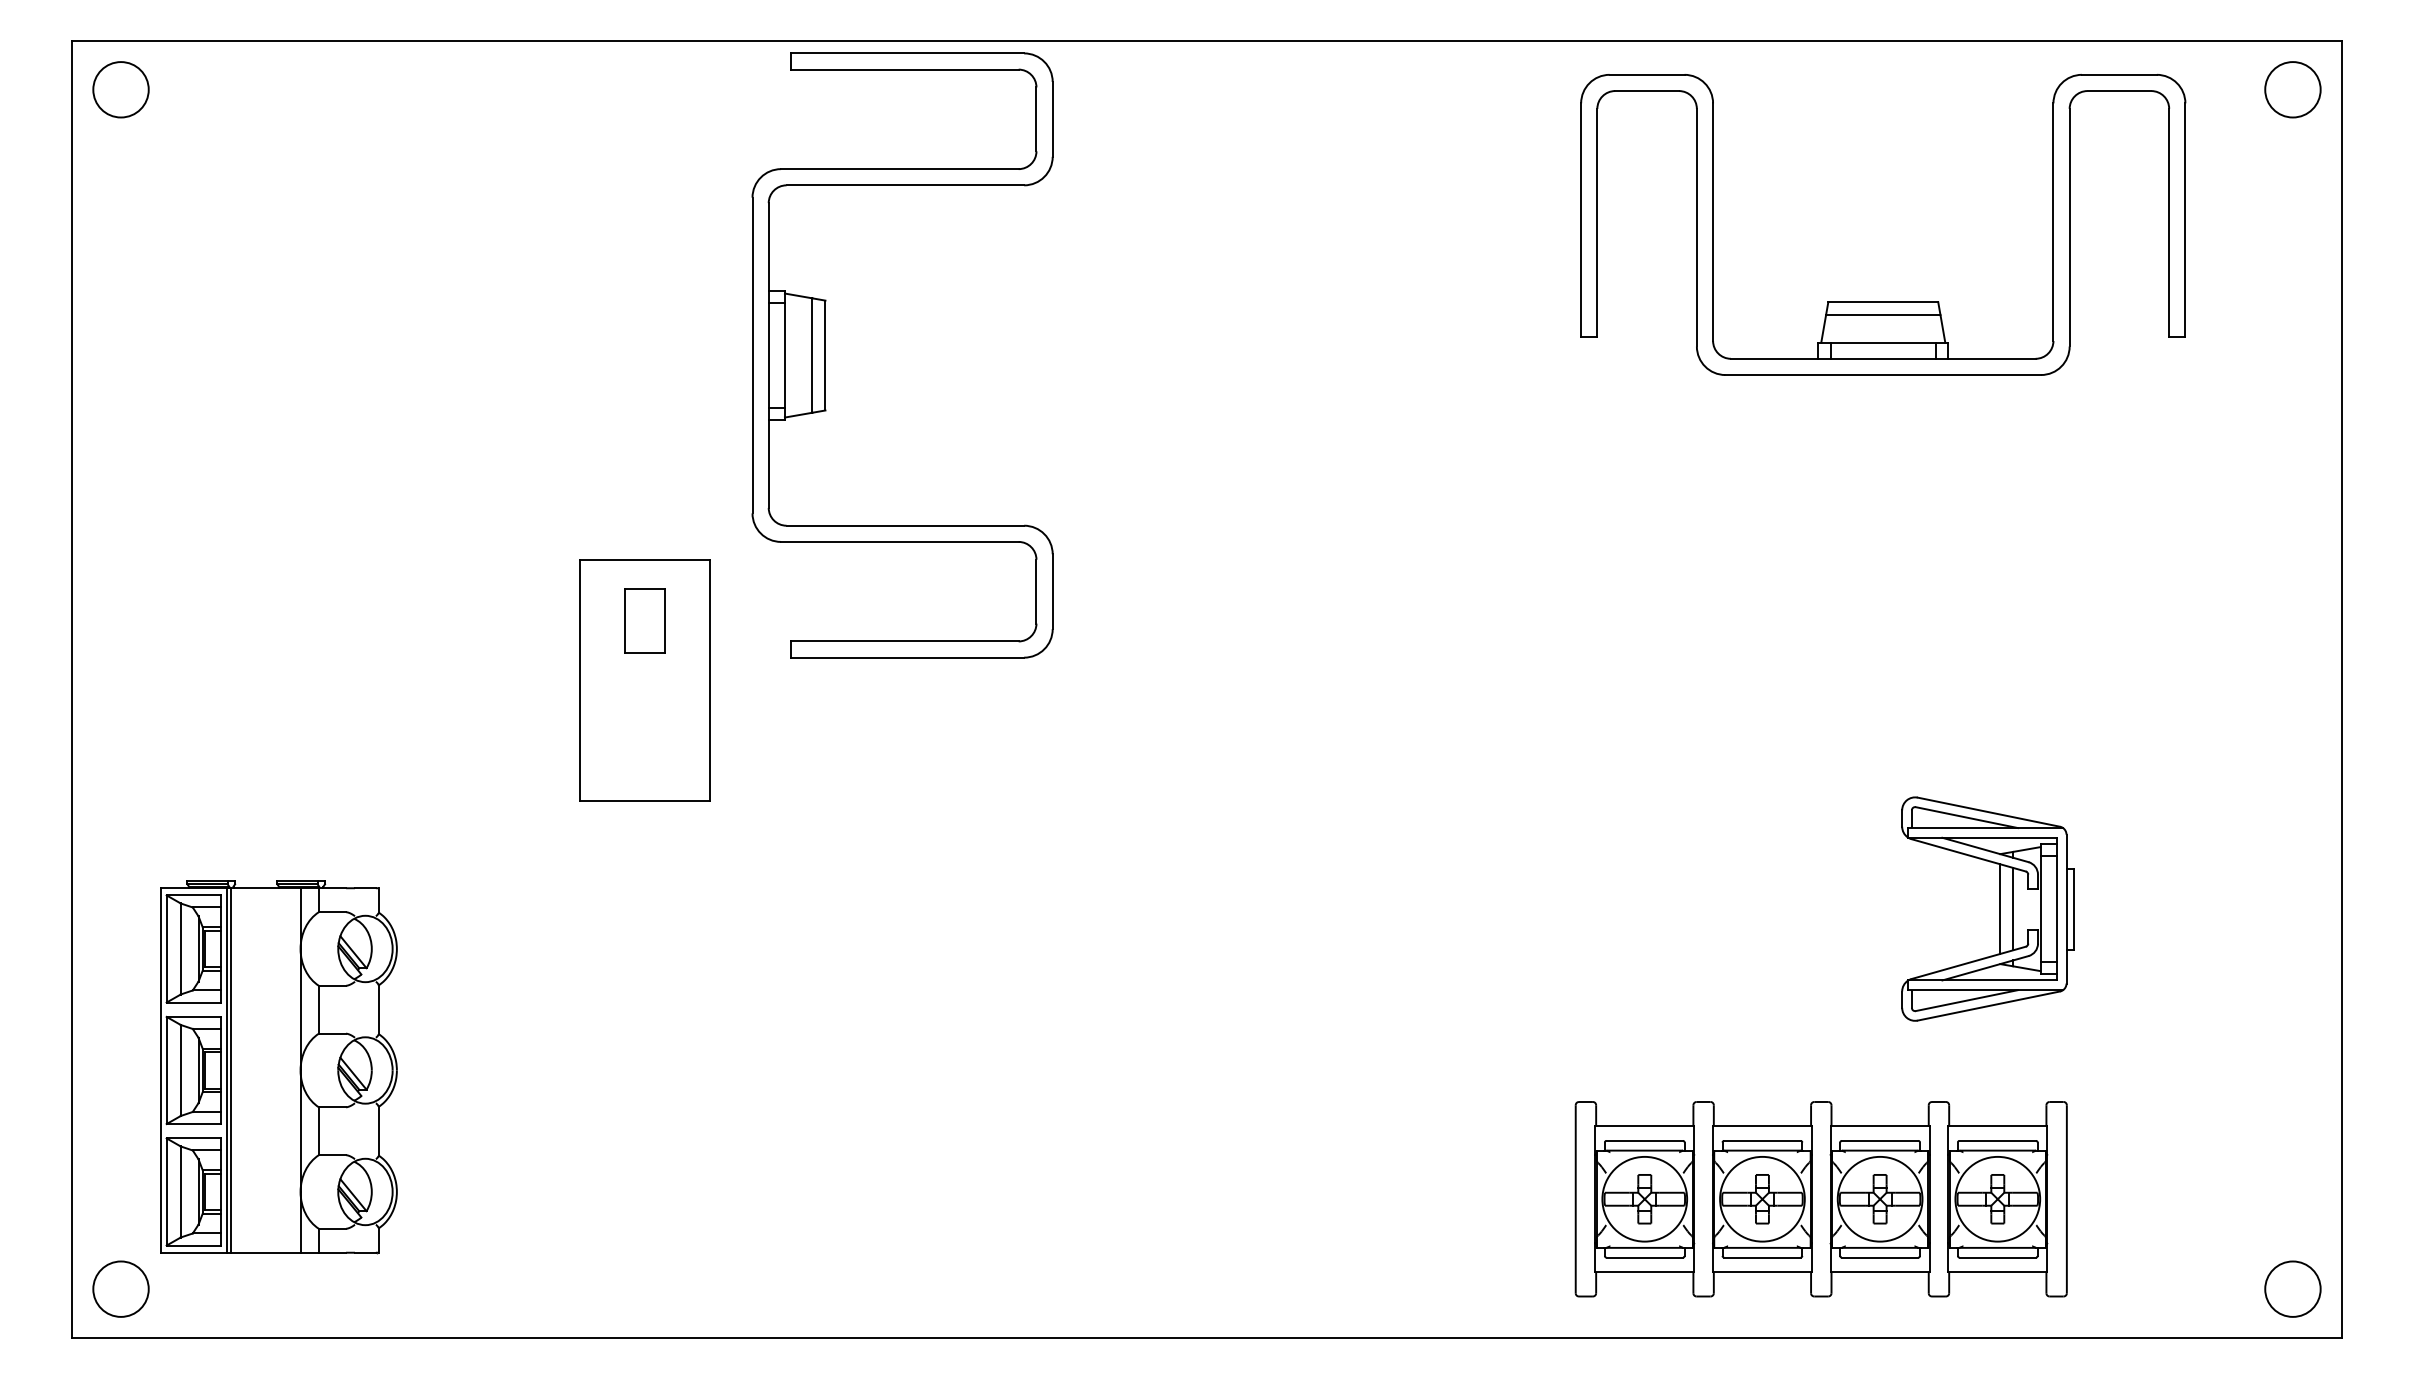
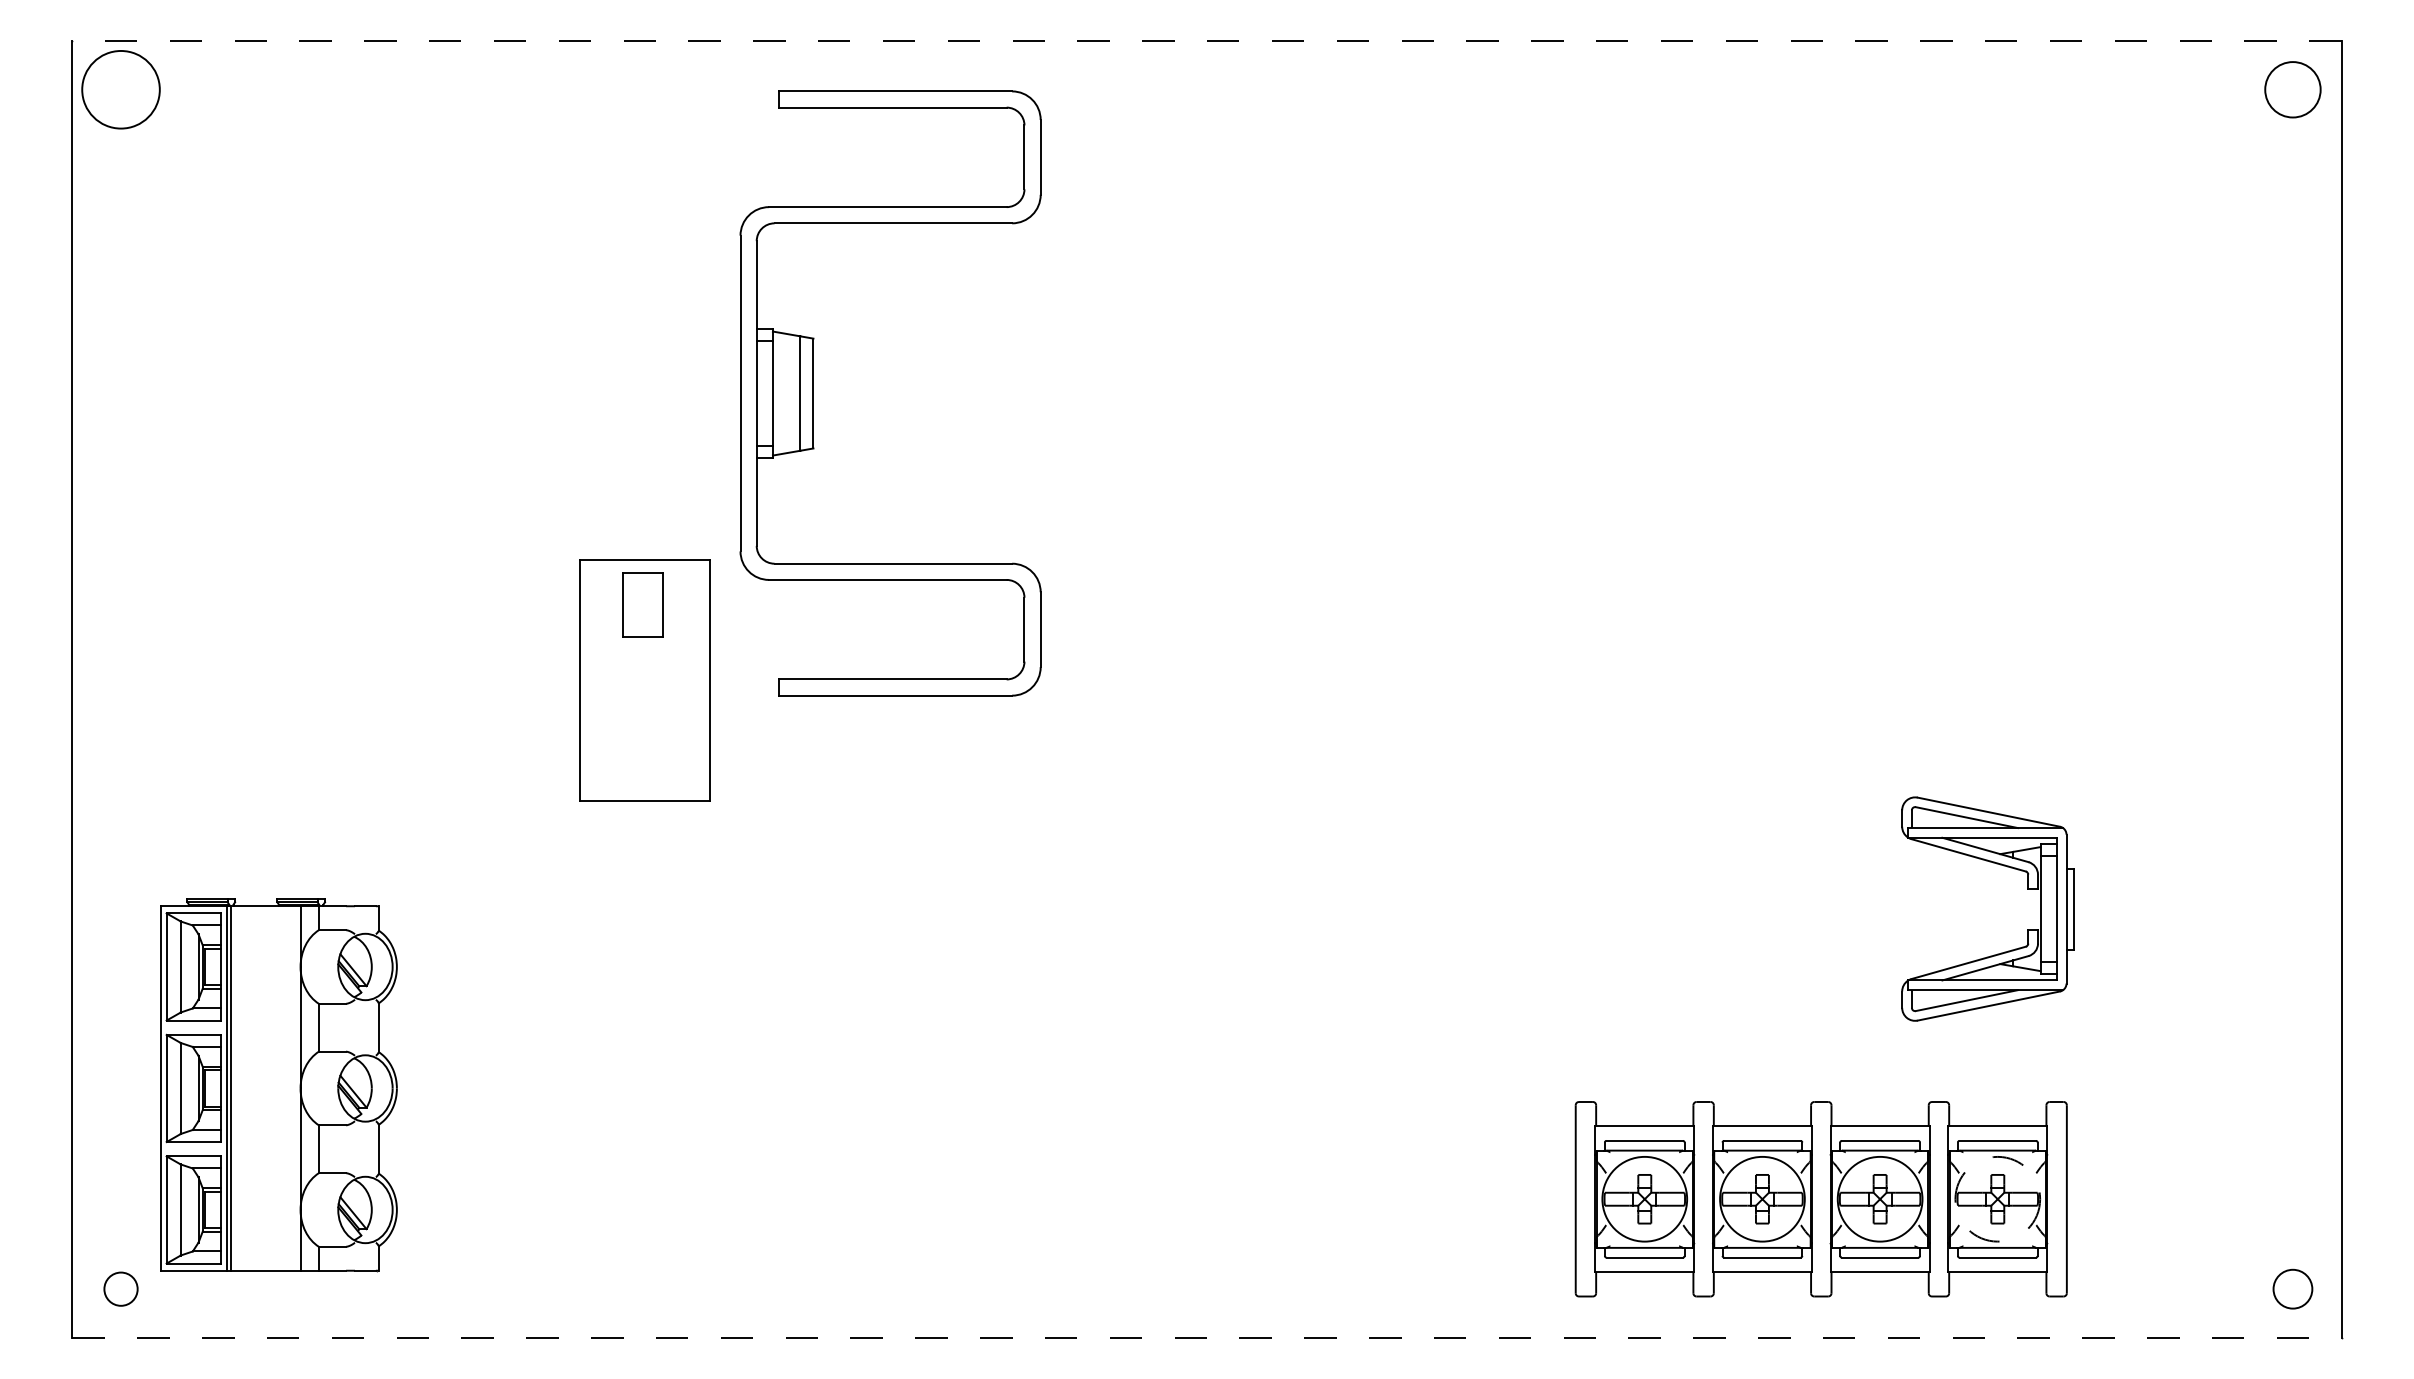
line: solid -> dashed (1207, 41)
circle diameter: 55 px -> 78 px (120, 89)
part: present -> none (1883, 301)
part position: (825, 355) -> (813, 393) (813, 393)
part position: (644, 620) -> (642, 604) (642, 604)
line: present -> none (2013, 908)
line: present -> none (2000, 909)
part position: (278, 1067) -> (278, 1085) (278, 1085)
circle: solid -> dashed (1997, 1198)
circle diameter: 55 px -> 33 px (120, 1288)
circle diameter: 55 px -> 39 px (2292, 1288)
line: solid -> dashed (1207, 1337)
